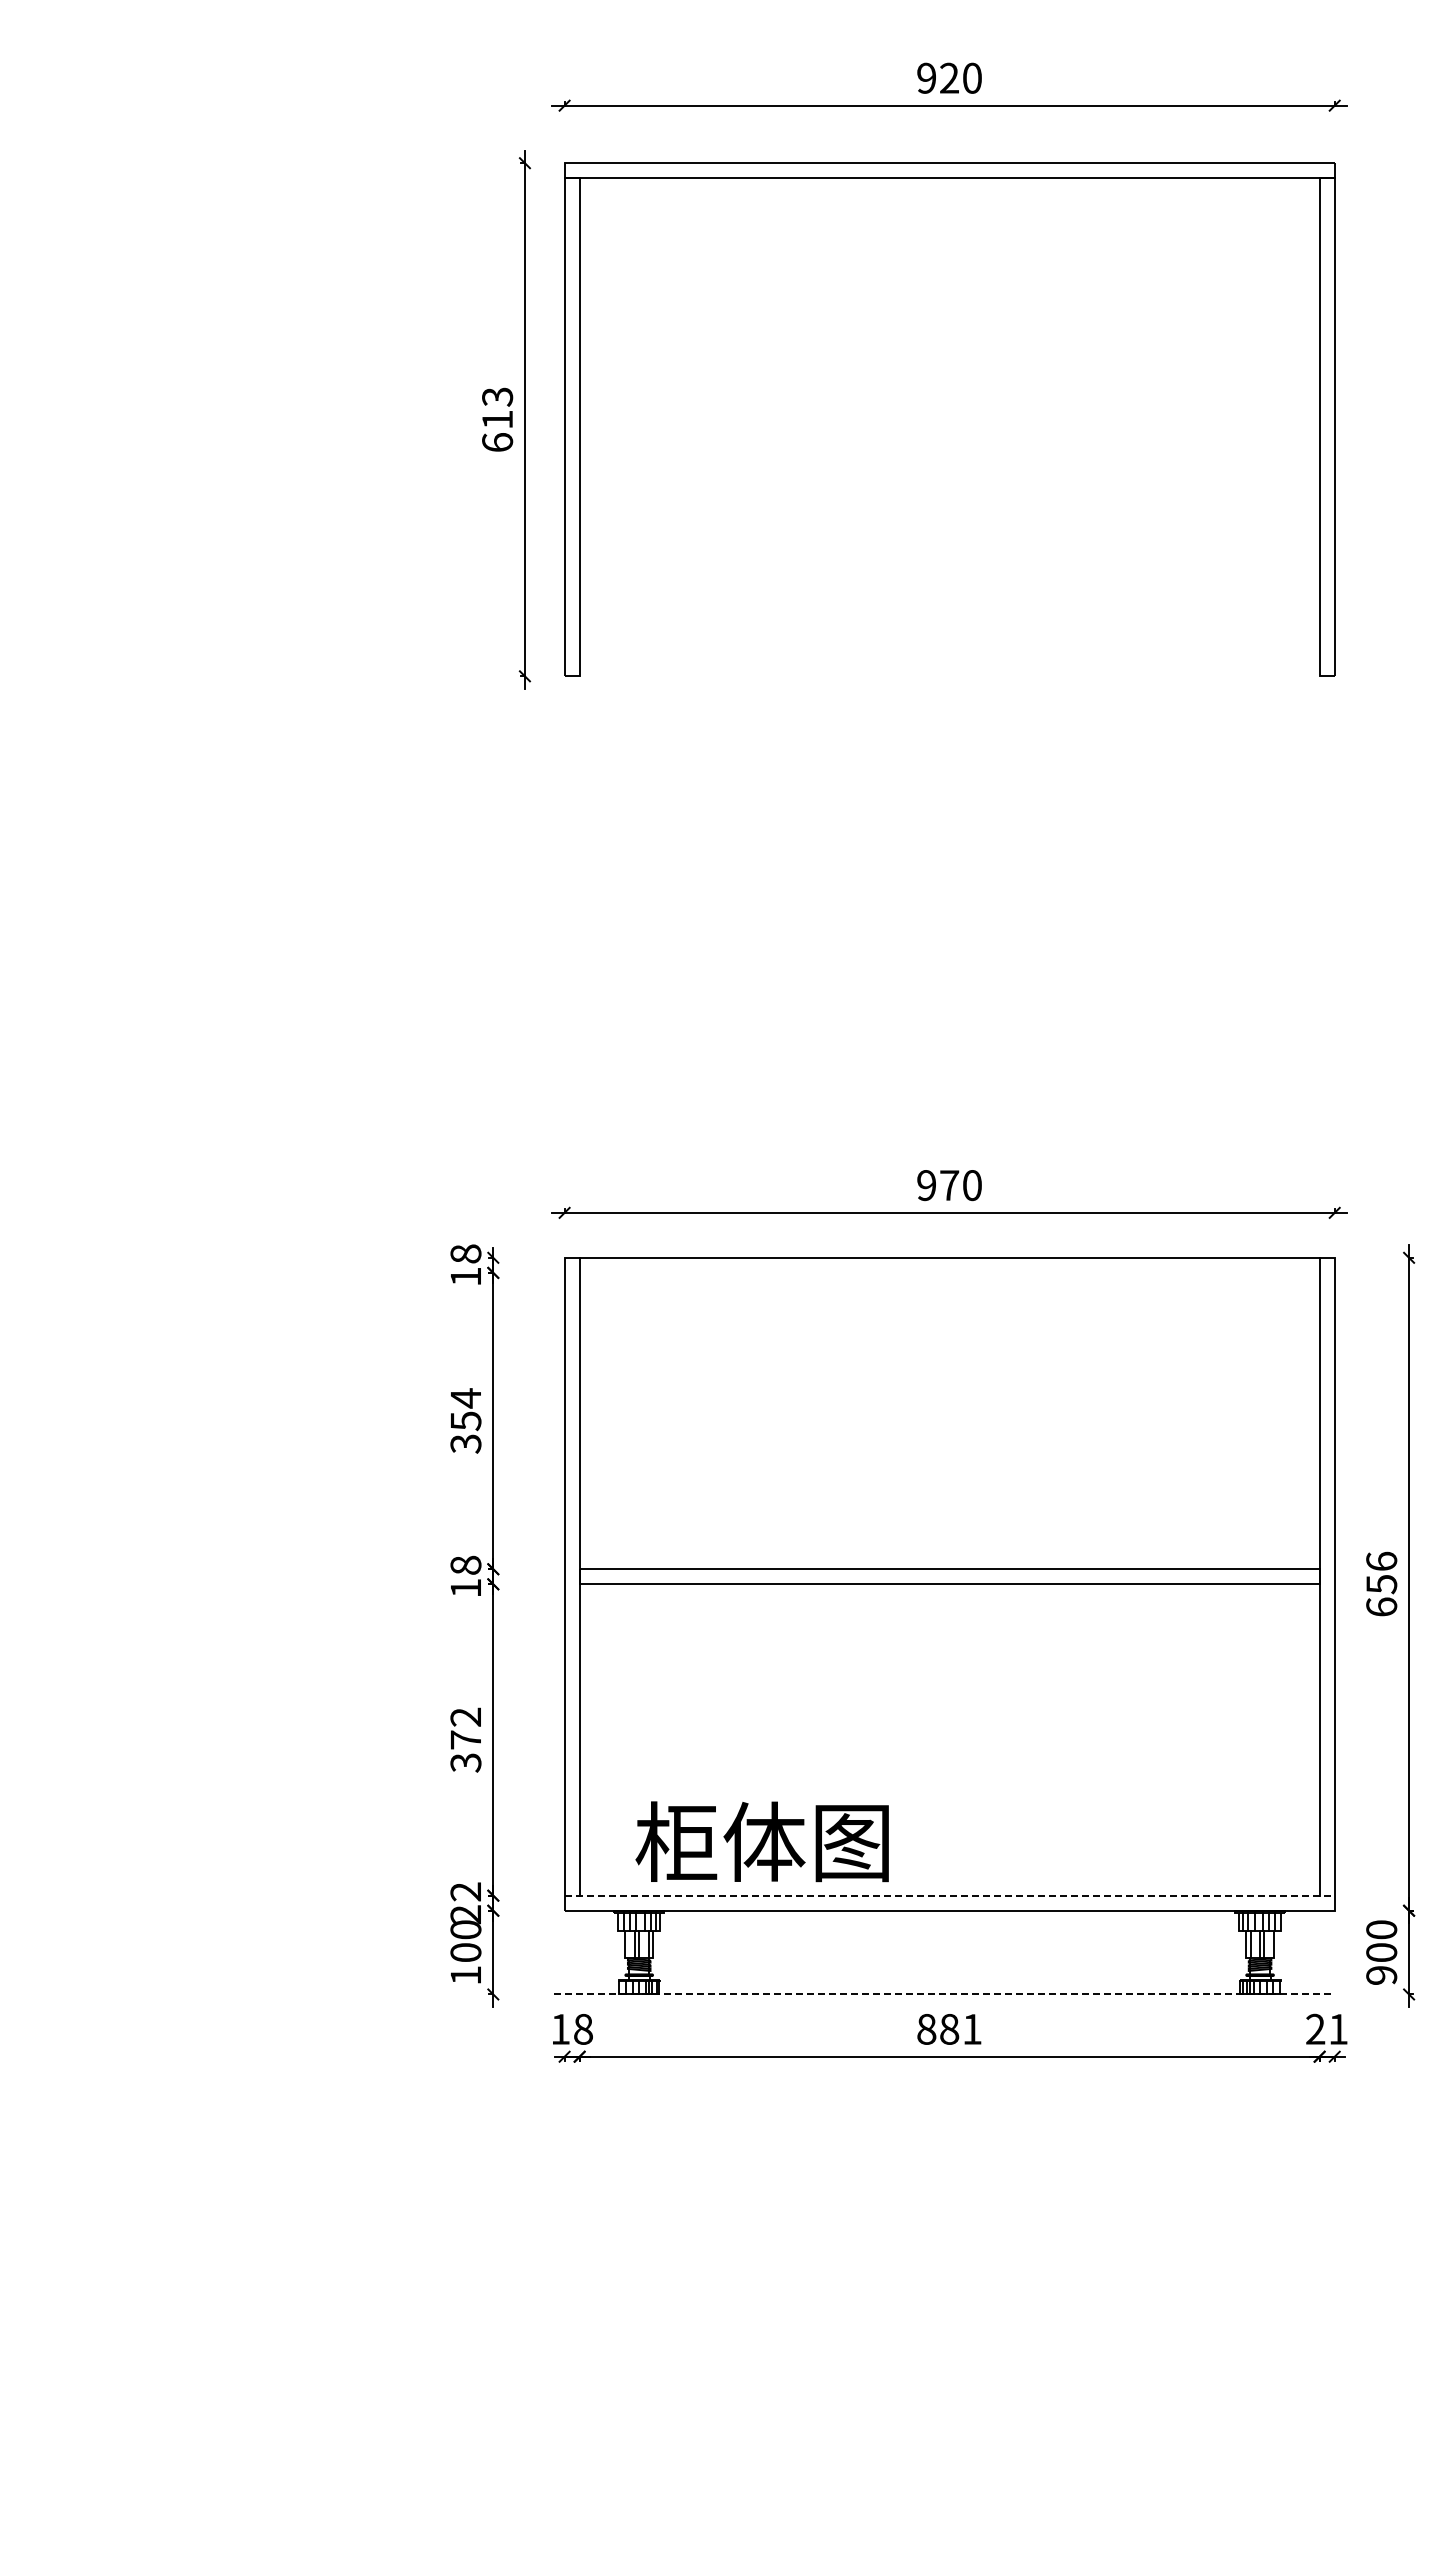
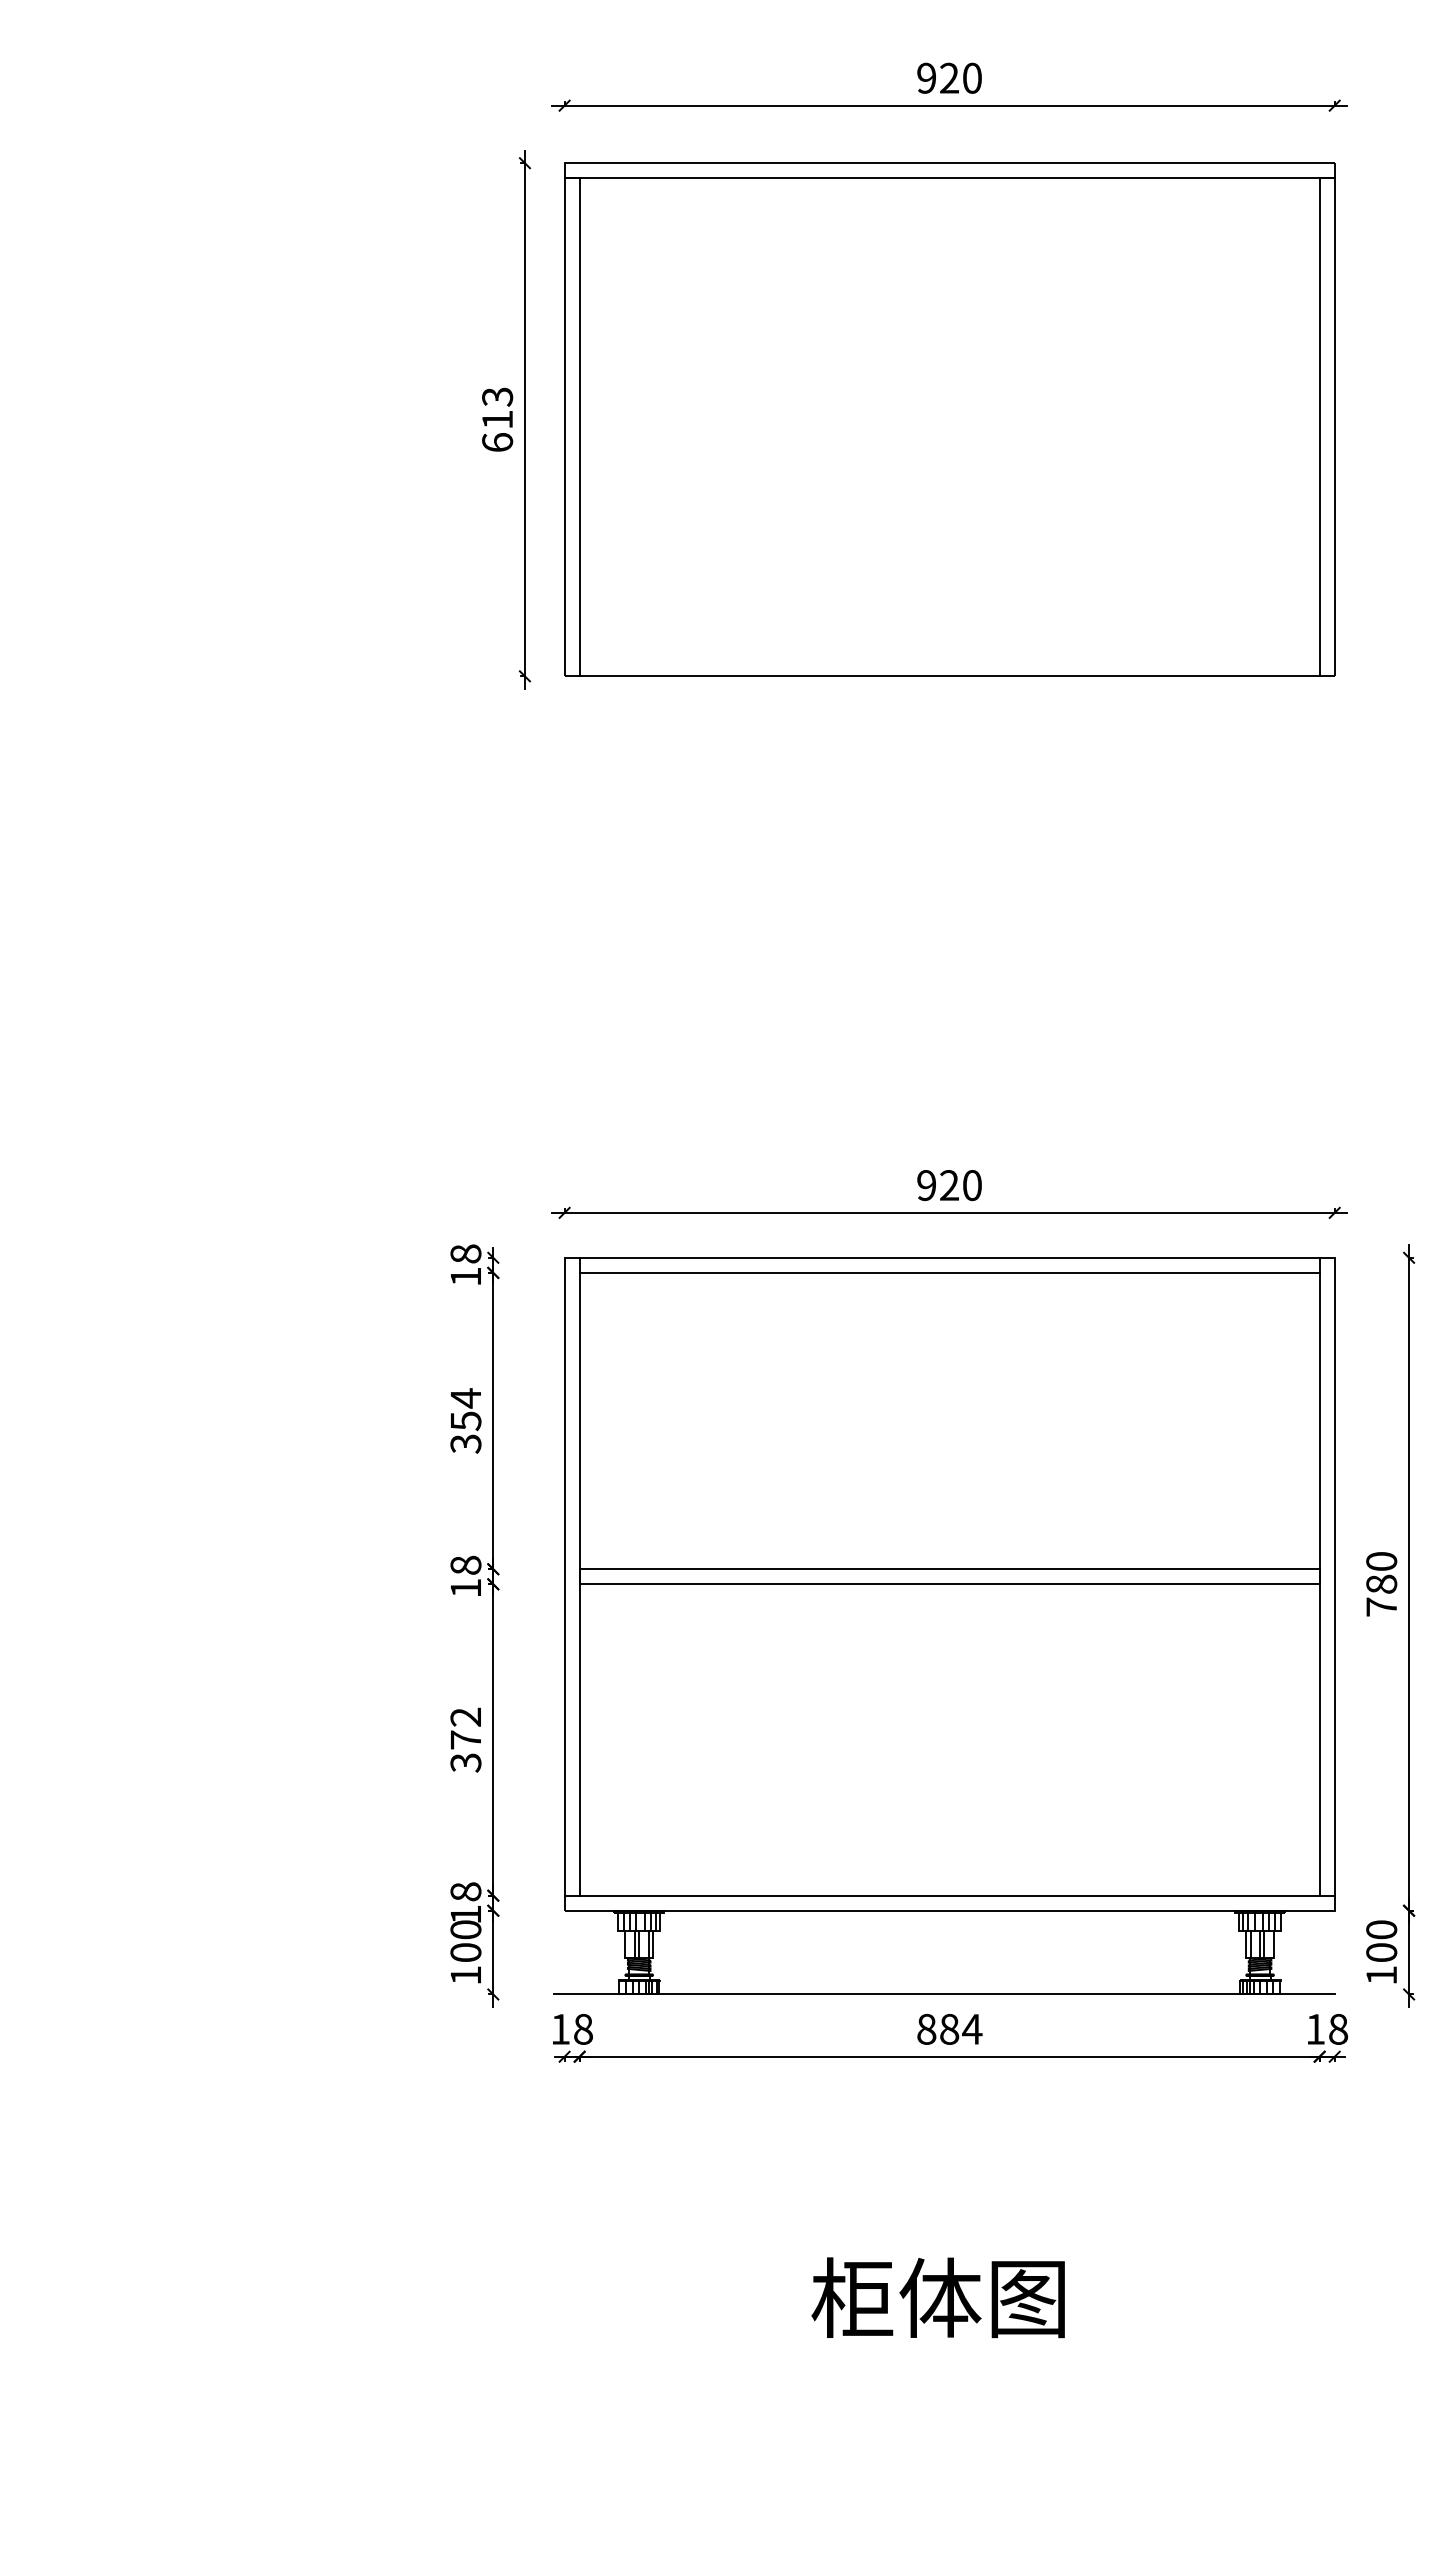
line: none -> present (949, 676)
text: 970 -> 920 (949, 1185)
line: none -> present (949, 1272)
text: 656 -> 780 (1381, 1583)
text position: (761, 1841) -> (937, 2297) (937, 2297)
line: dashed -> solid (950, 1895)
text: 22 -> 18 (465, 1903)
text: 900 -> 100 (1381, 1975)
line: dashed -> solid (944, 1994)
text: 21 -> 18 (1327, 2028)
text: 881 -> 884 (972, 2029)
